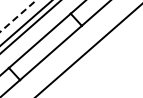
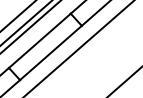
line: dashed -> solid (18, 16)
line position: (88, 49) -> (78, 48) (78, 48)
line: none -> present (124, 81)
